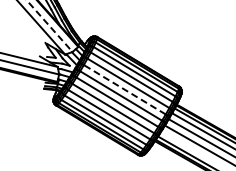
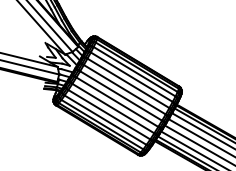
line: dashed -> solid (50, 26)
line: dashed -> solid (124, 89)
line: none -> present (192, 149)
